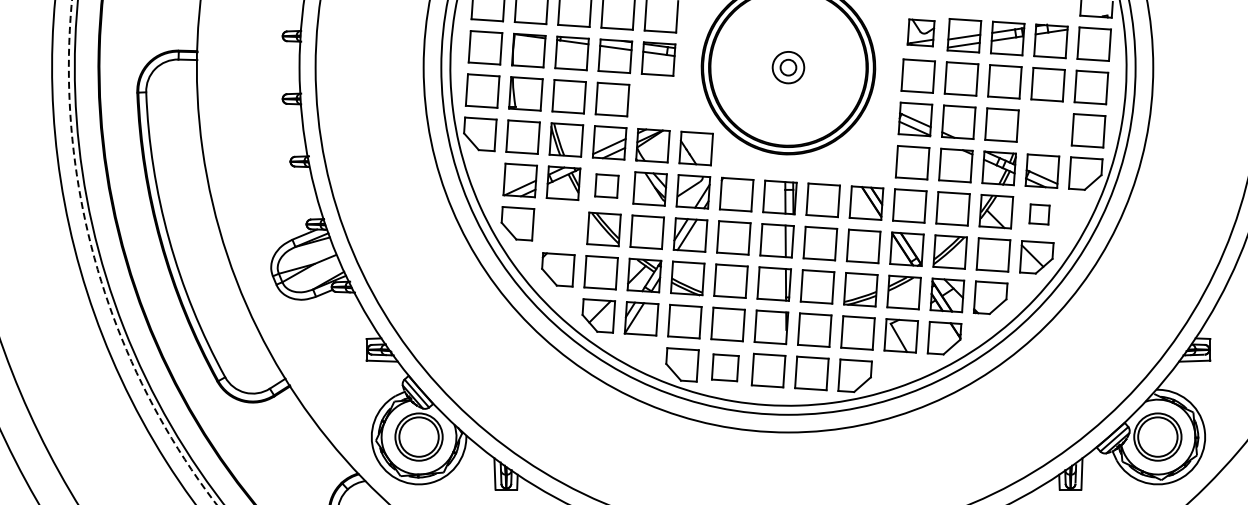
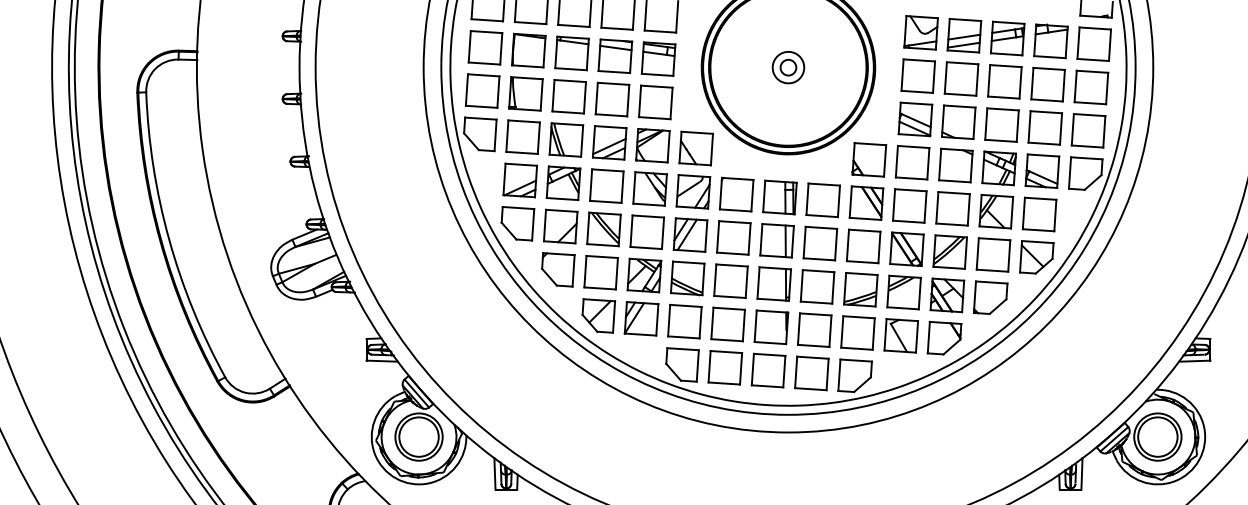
part size: 30x30 px -> 36x36 px (920, 32)
part: none -> present (655, 102)
part: none -> present (1044, 127)
part: none -> present (869, 159)
part size: 26x26 px -> 36x36 px (606, 185)
part size: 23x23 px -> 37x37 px (1039, 214)
part: none -> present (560, 226)
arc: dashed -> solid (96, 263)
part size: 29x30 px -> 37x36 px (725, 367)
